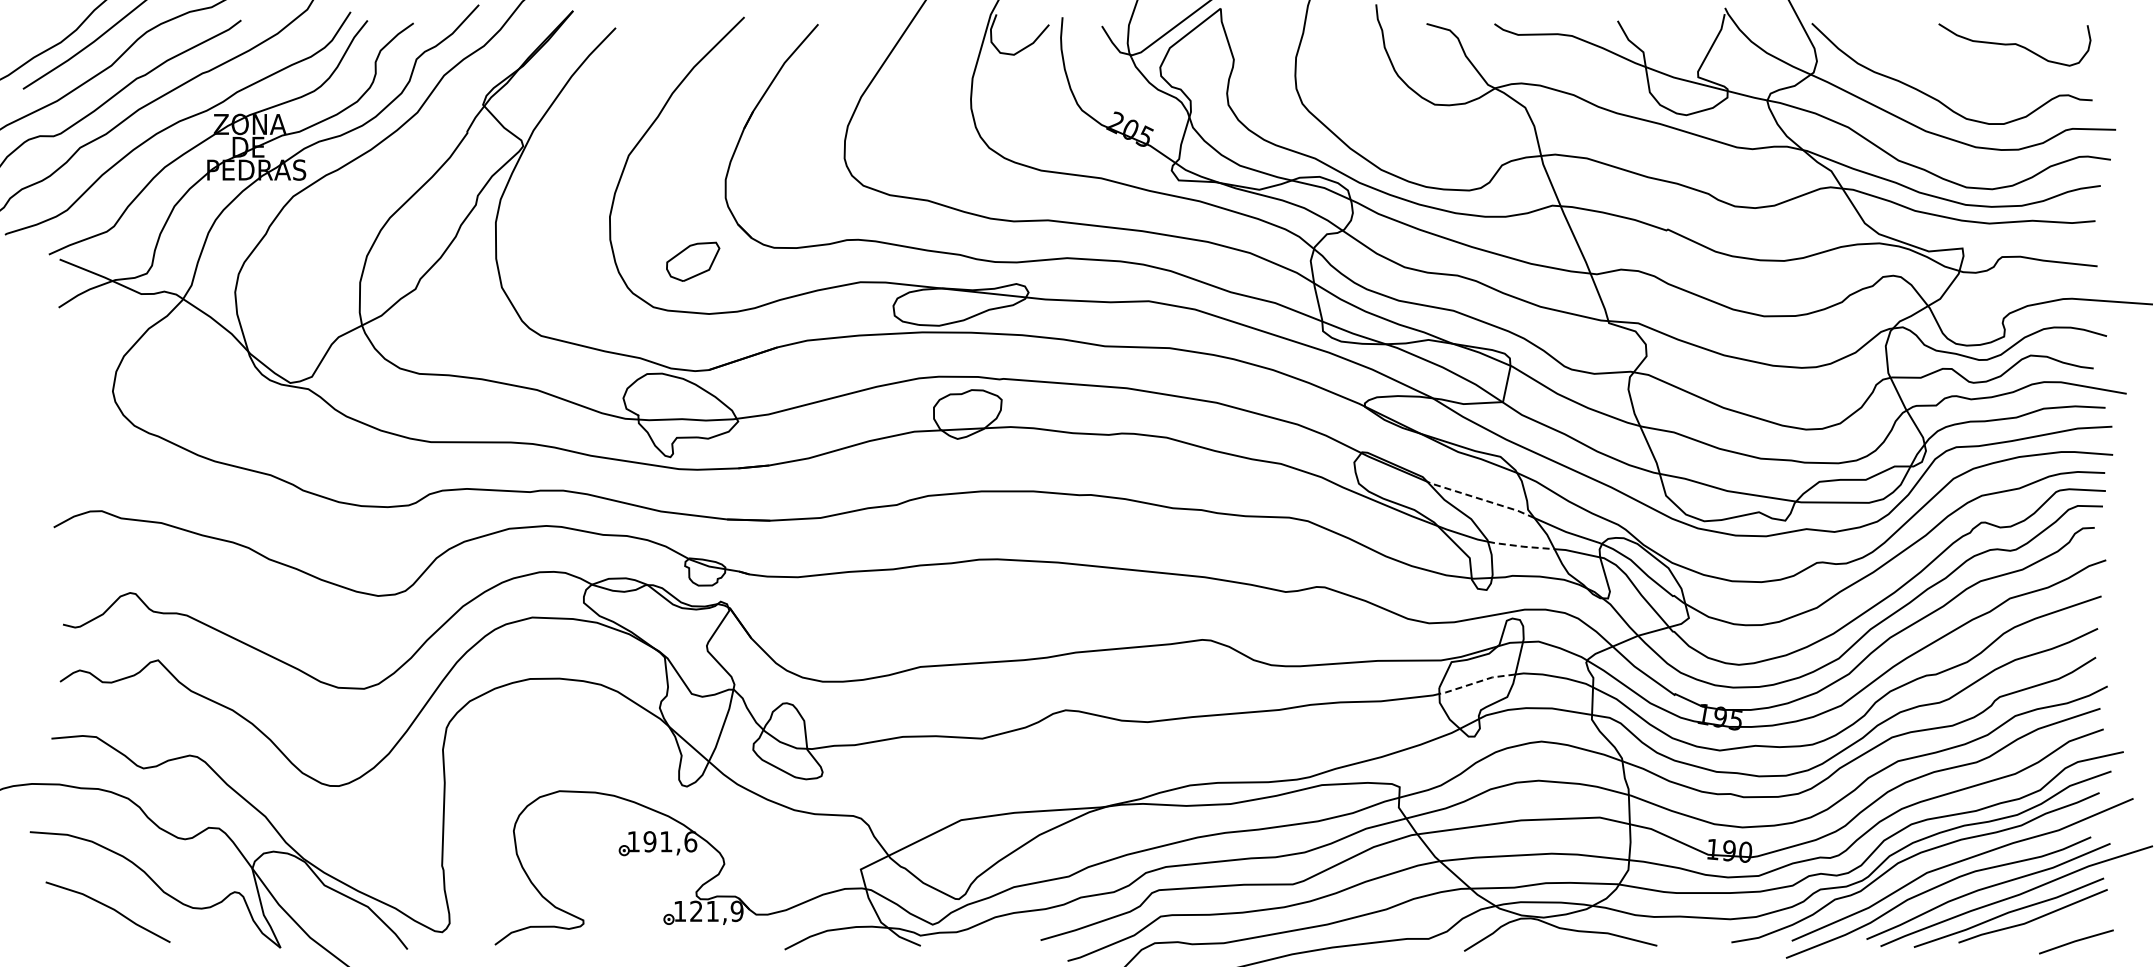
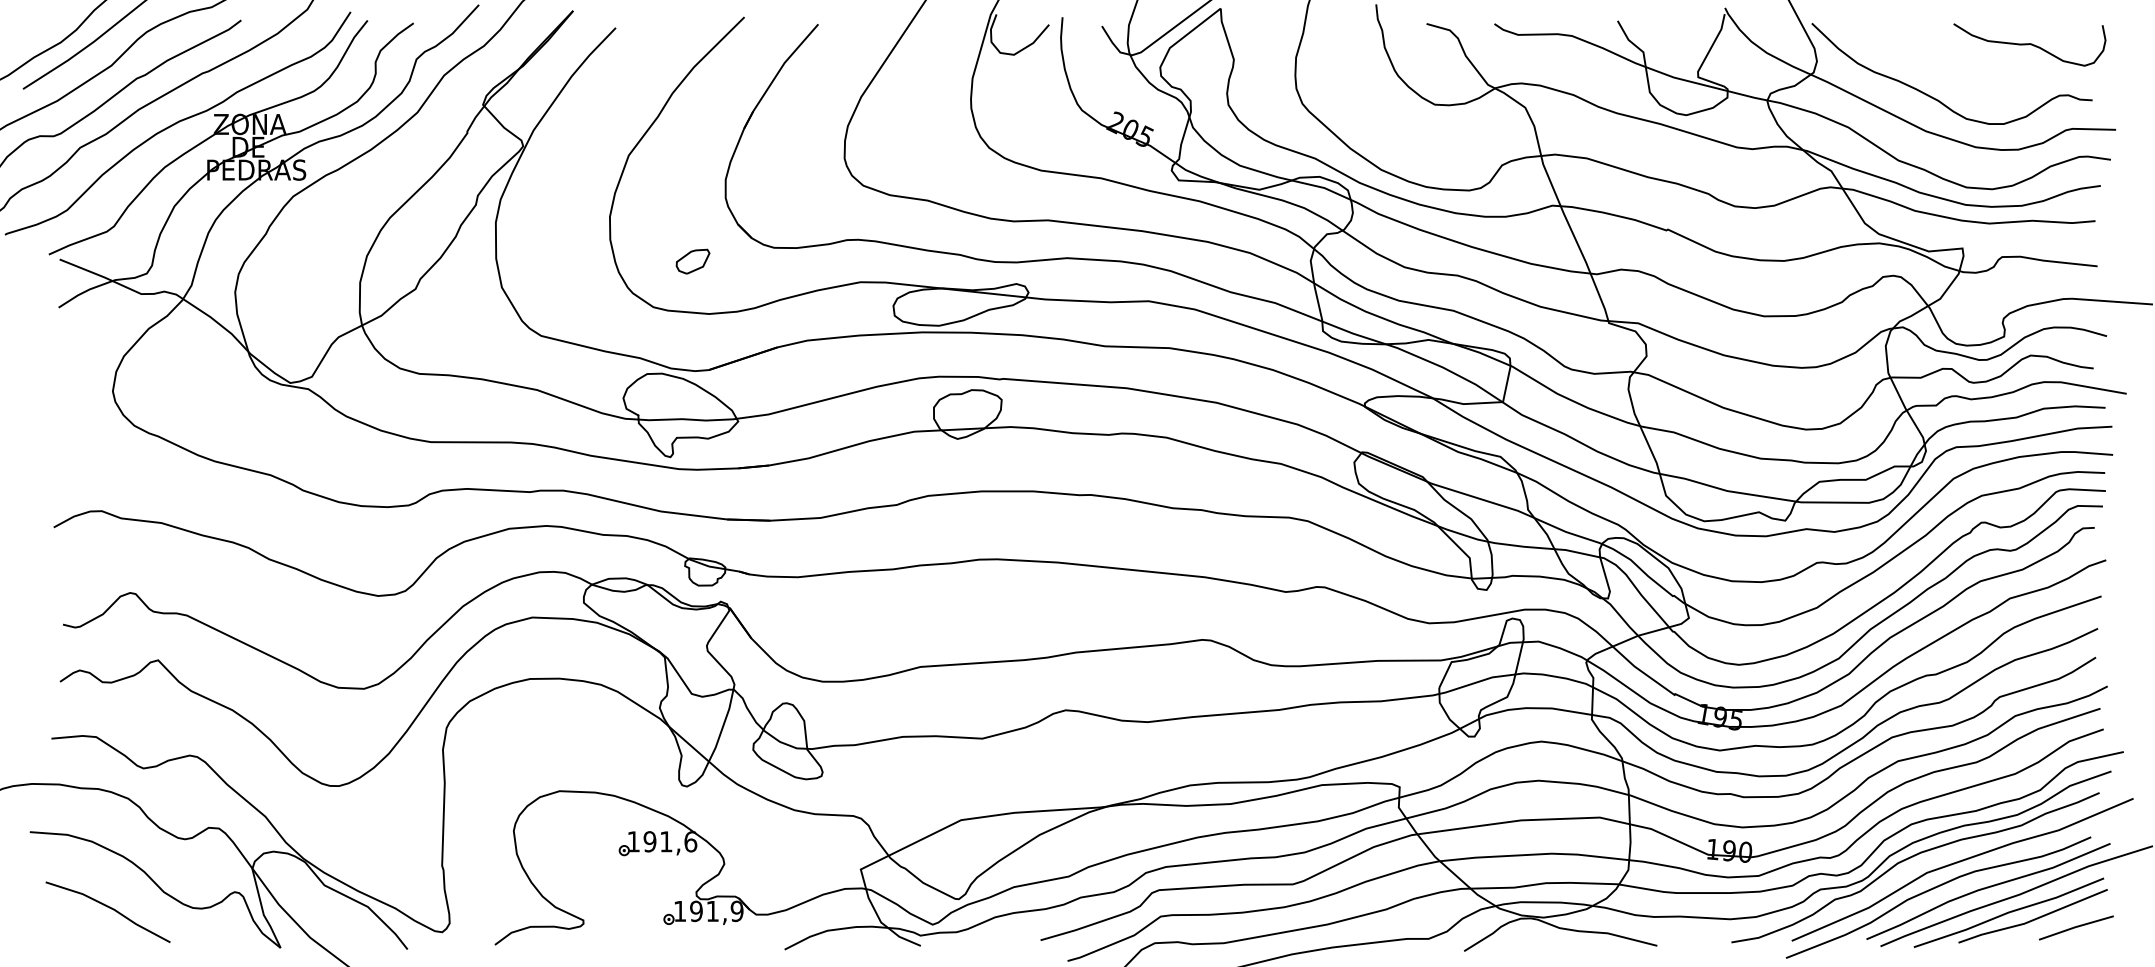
curve position: (2014, 44) -> (2029, 44) (2029, 44)
part size: 55x41 px -> 36x27 px (692, 261)
line: dashed -> solid (1480, 499)
line: dashed -> solid (1521, 546)
line: dashed -> solid (1476, 682)
text: 121,9 -> 191,9 (696, 911)
line position: (2076, 941) -> (2076, 927) (2076, 927)
